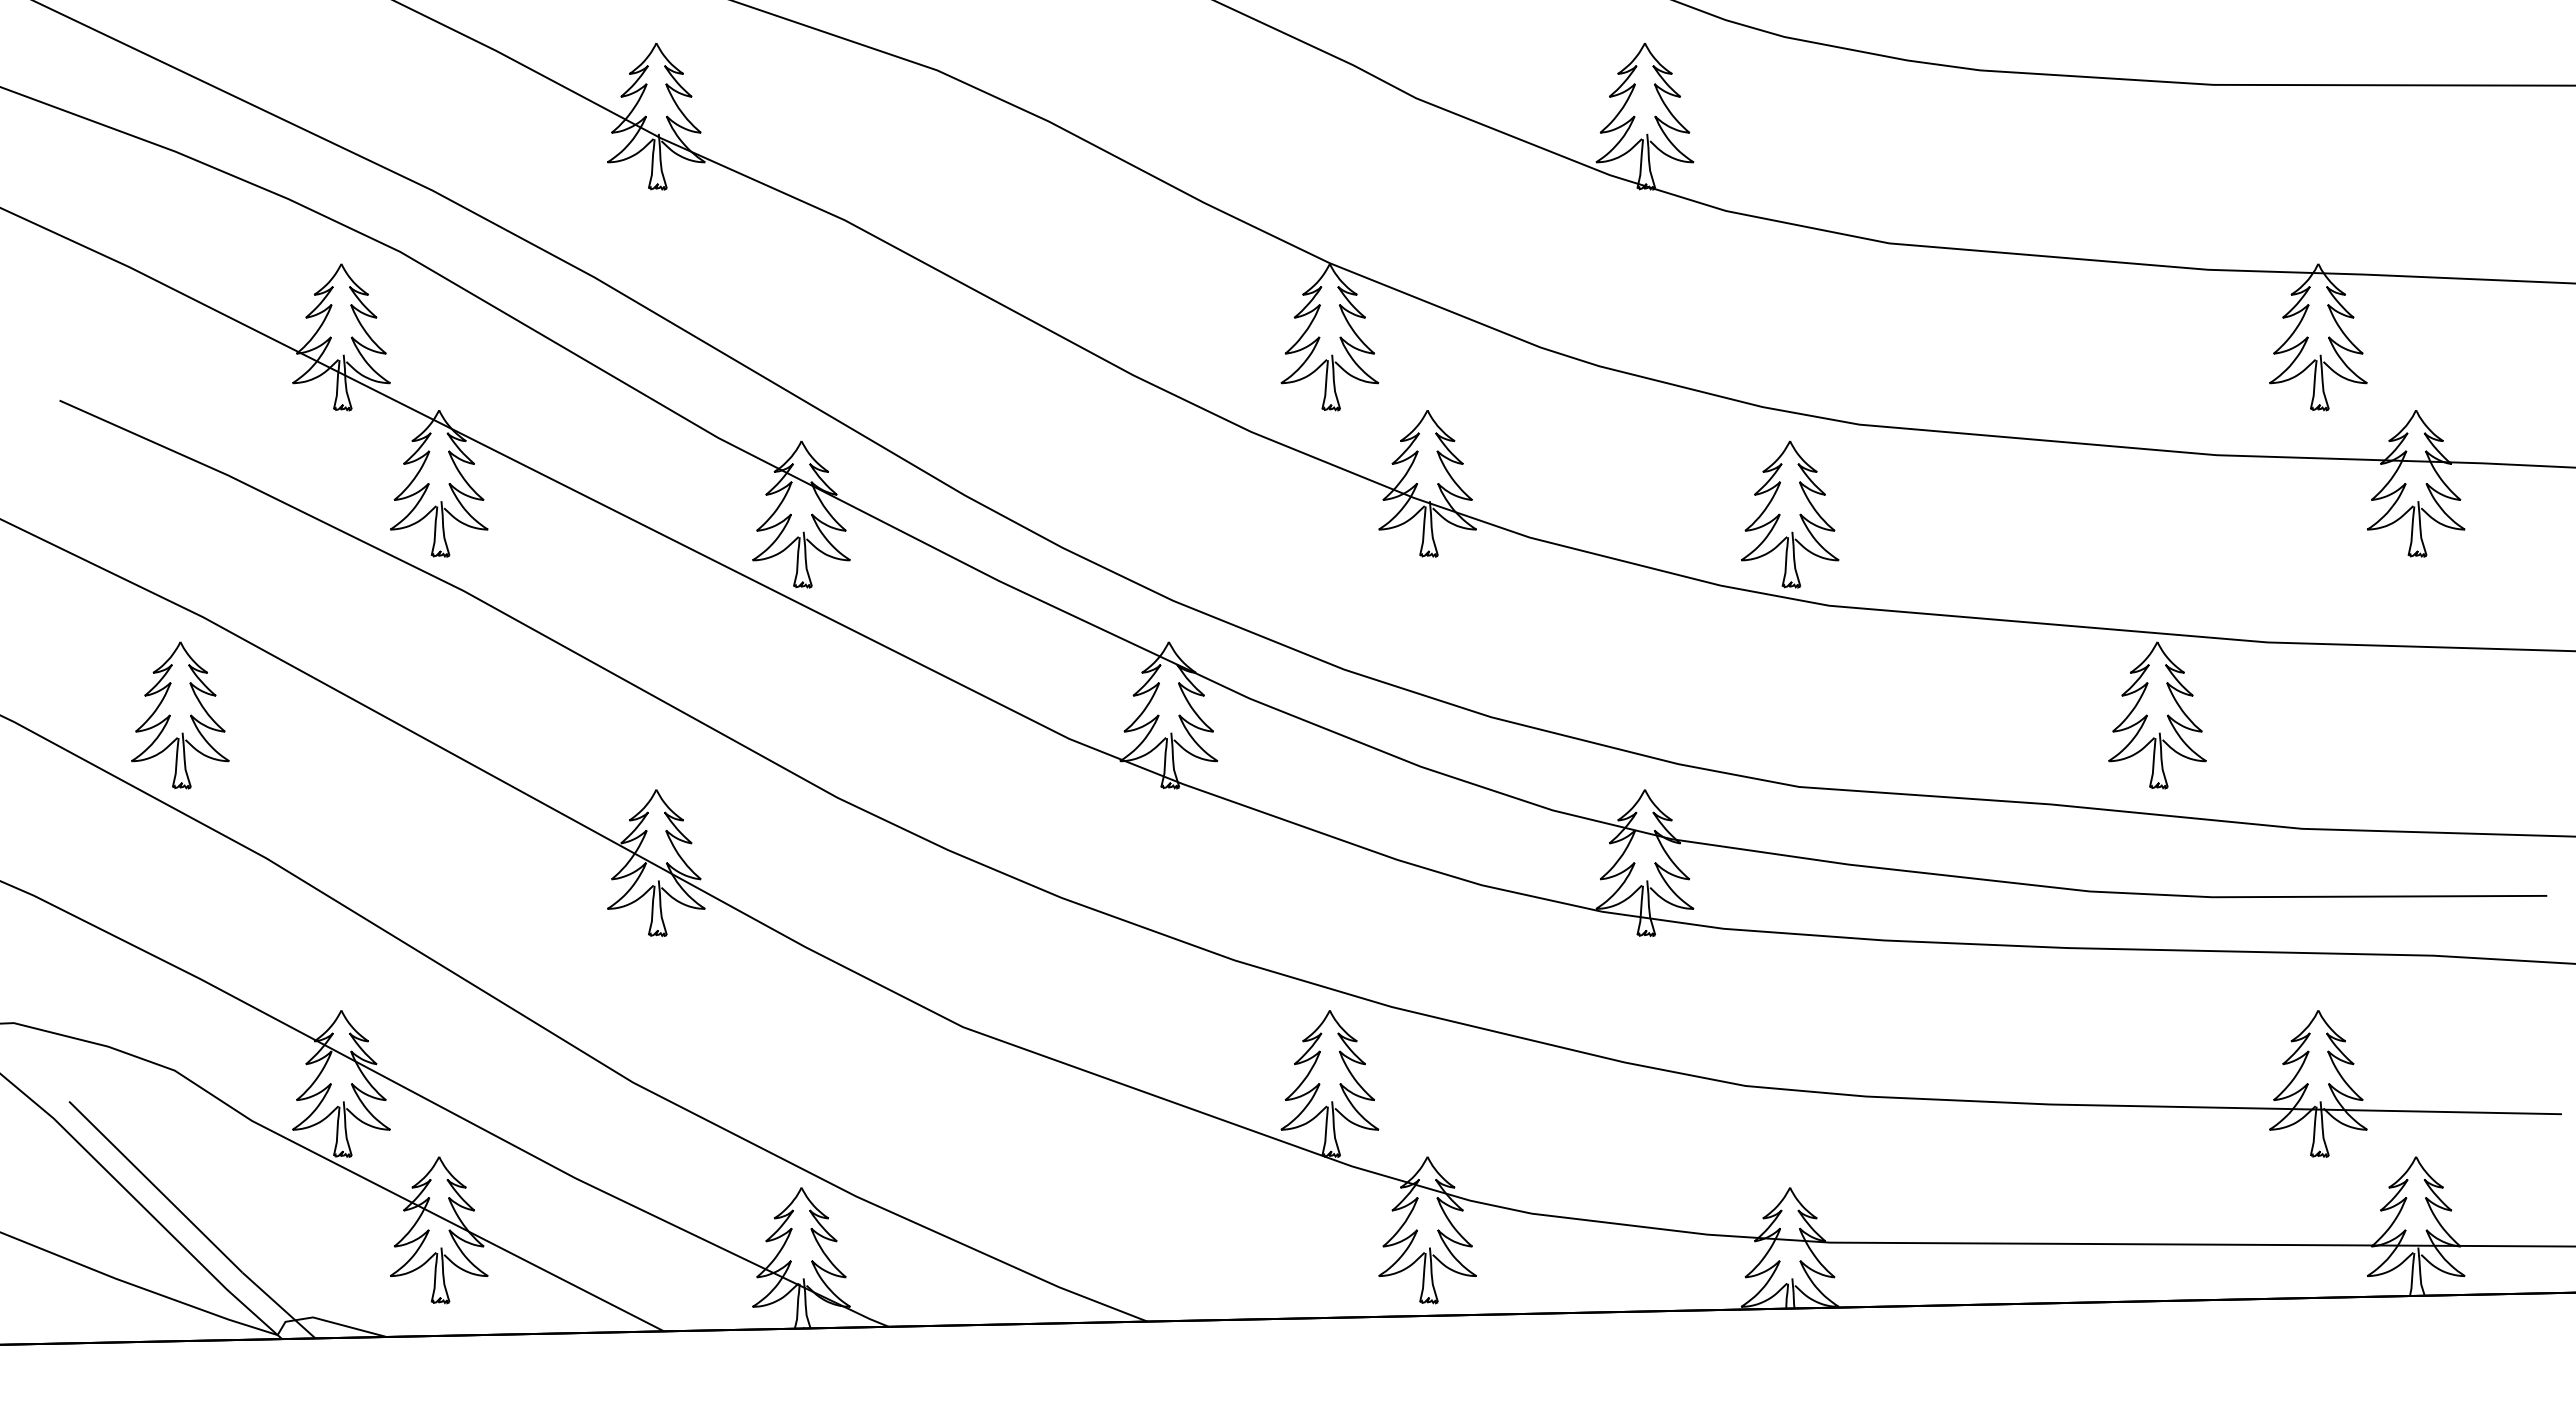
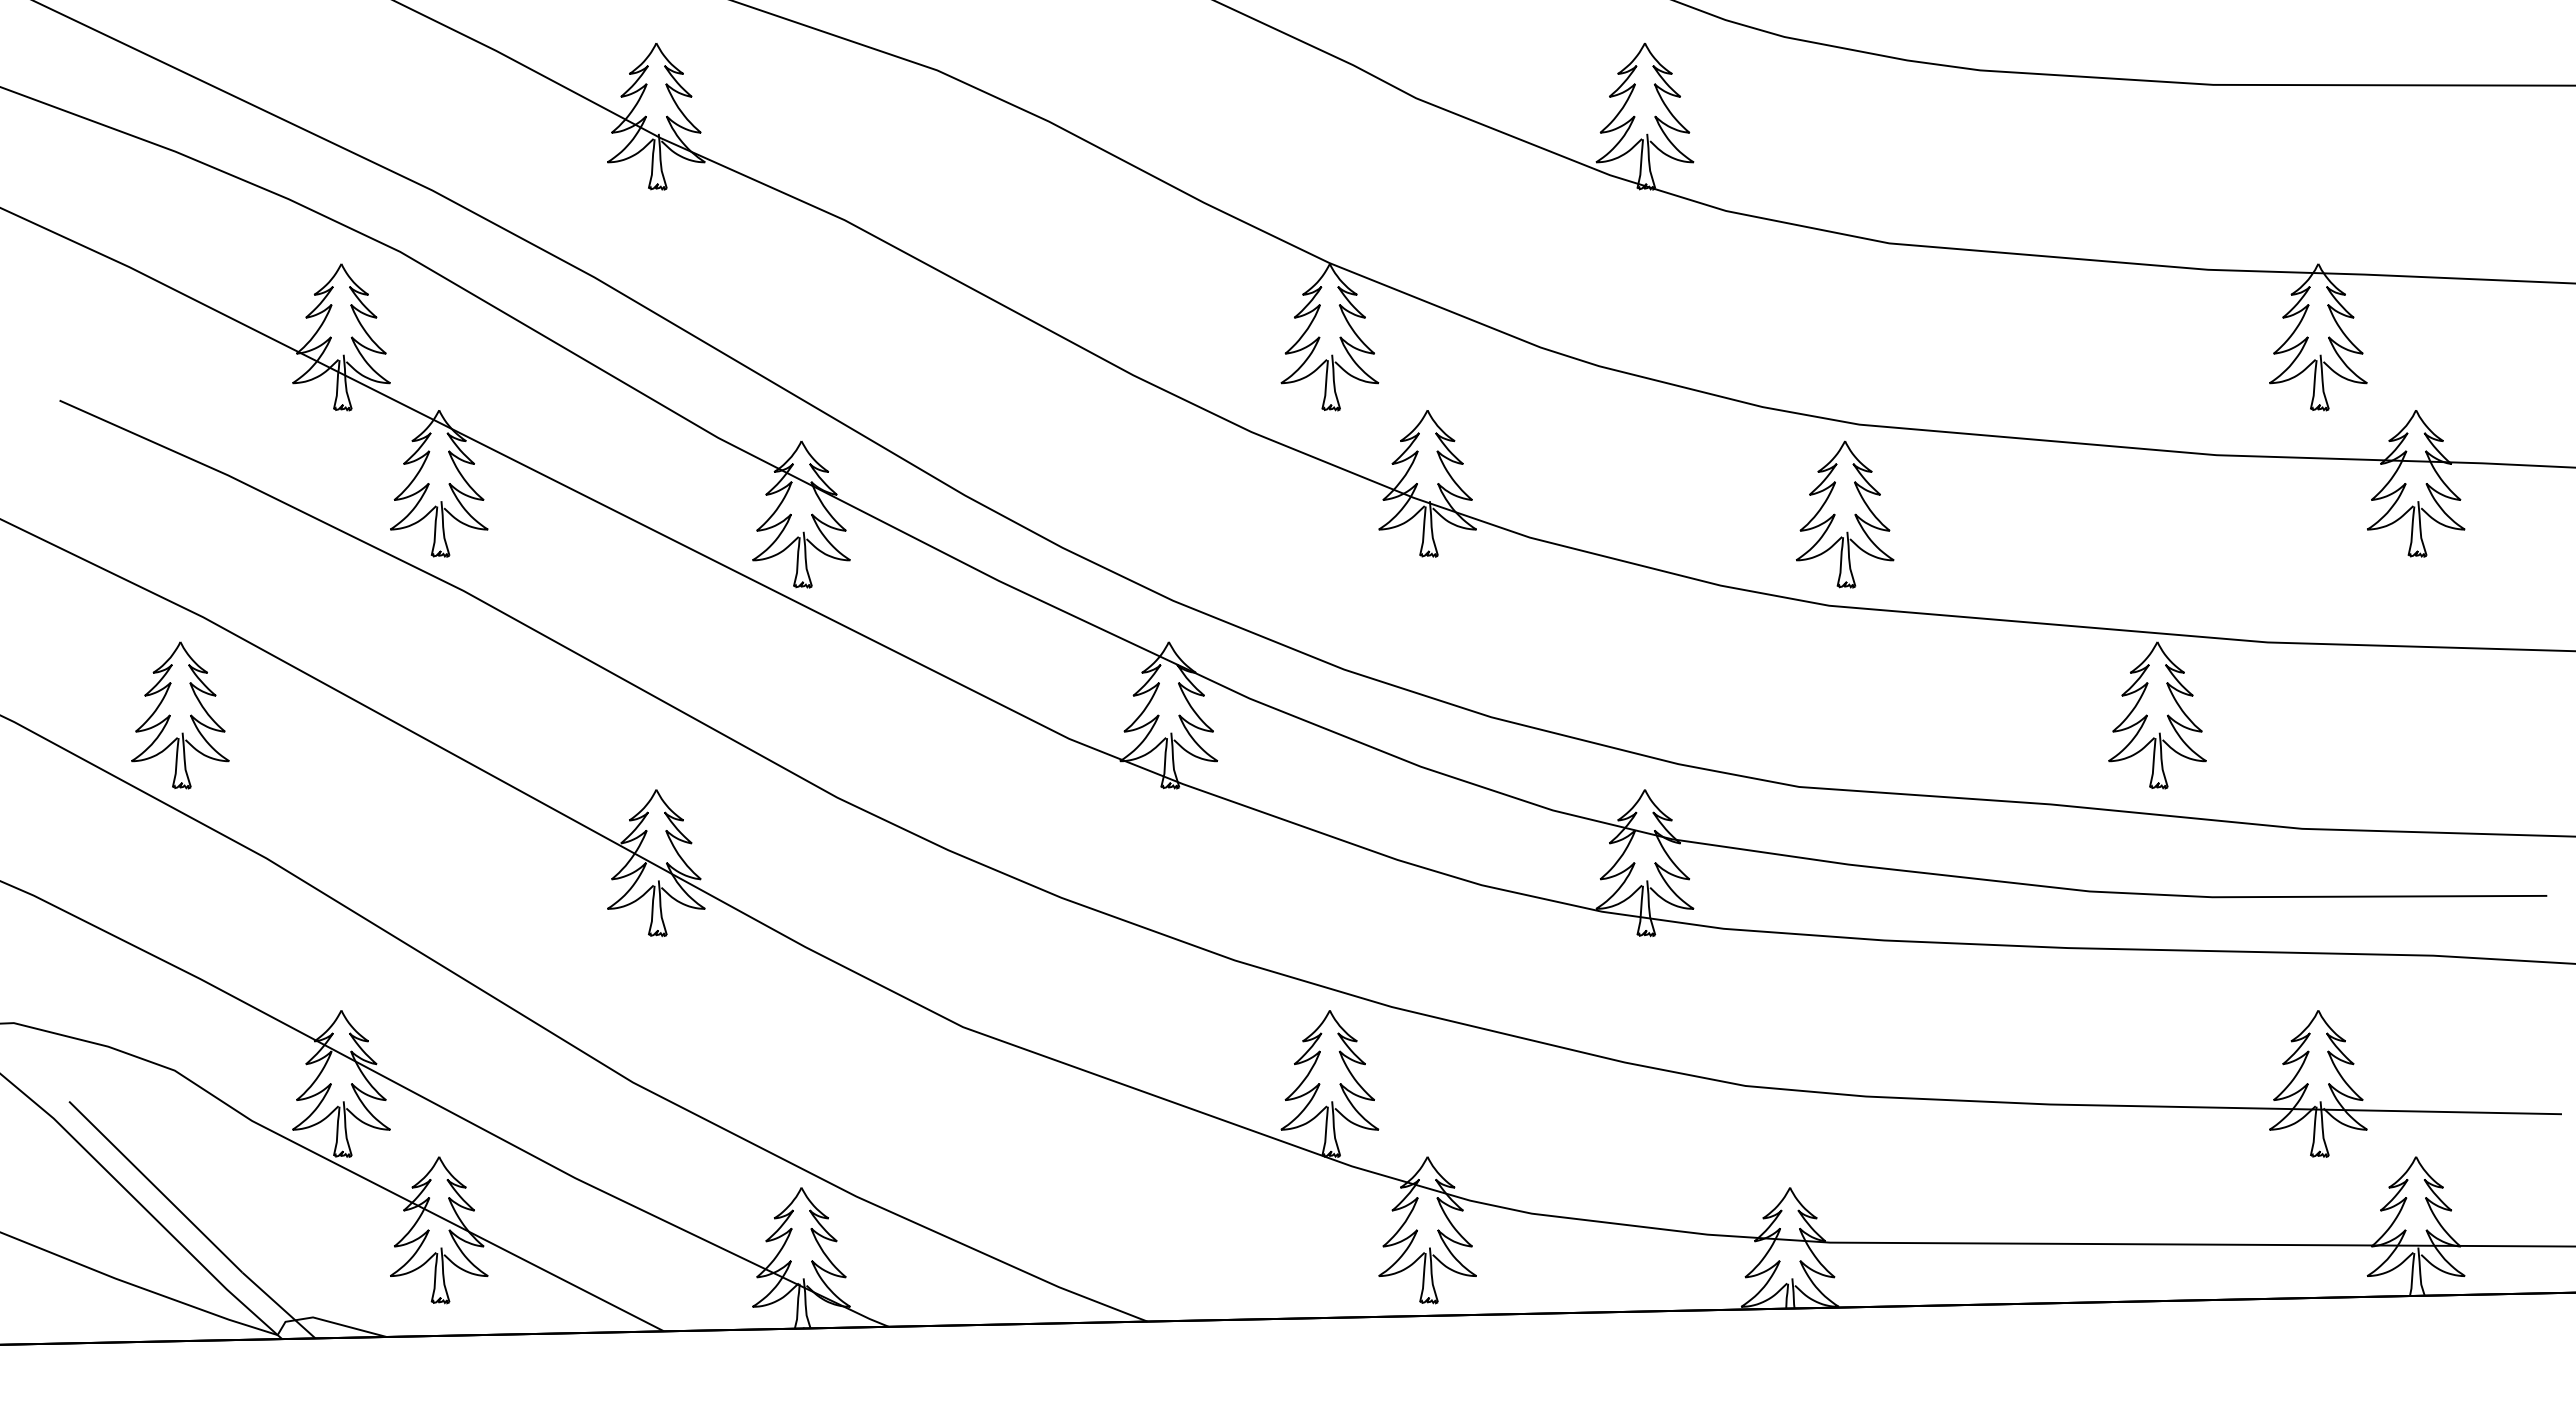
part position: (1790, 514) -> (1845, 514) (1845, 514)
